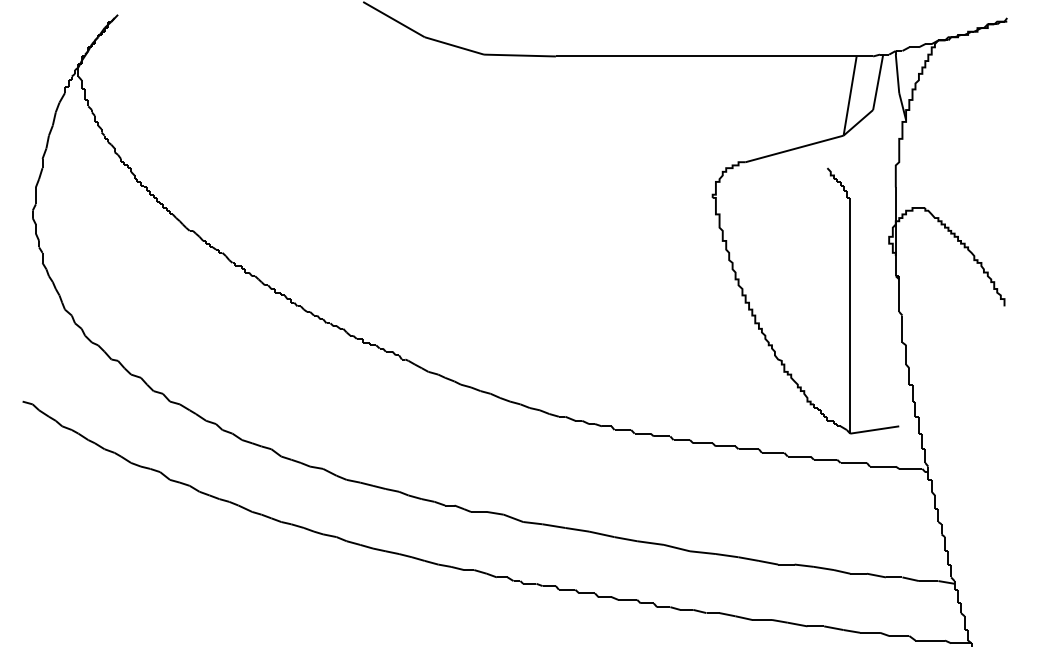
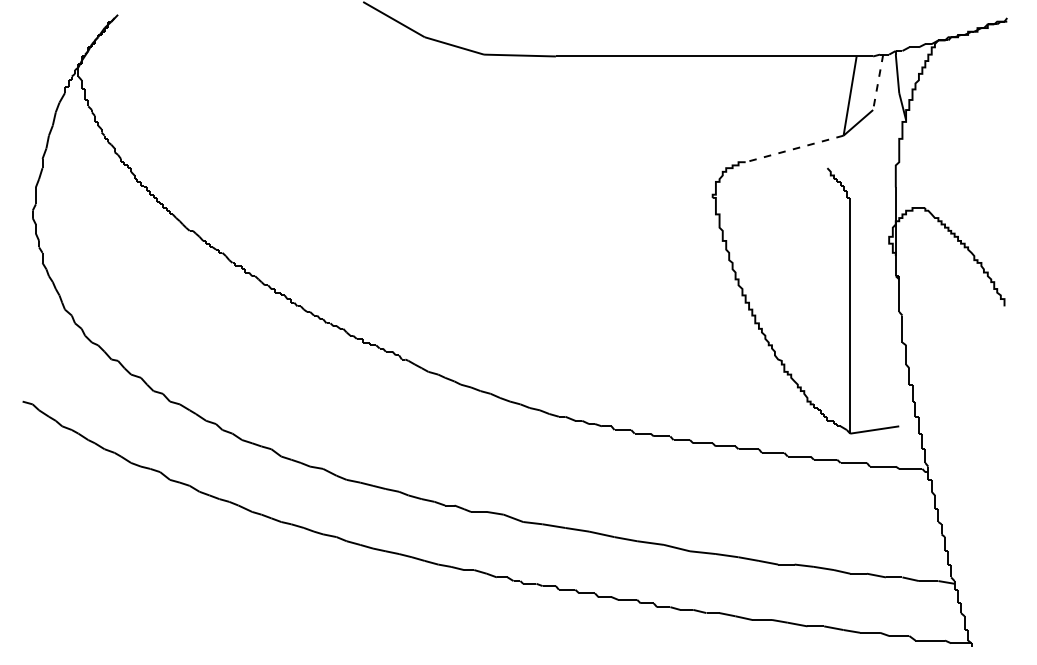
line: solid -> dashed (878, 82)
line: solid -> dashed (794, 148)
